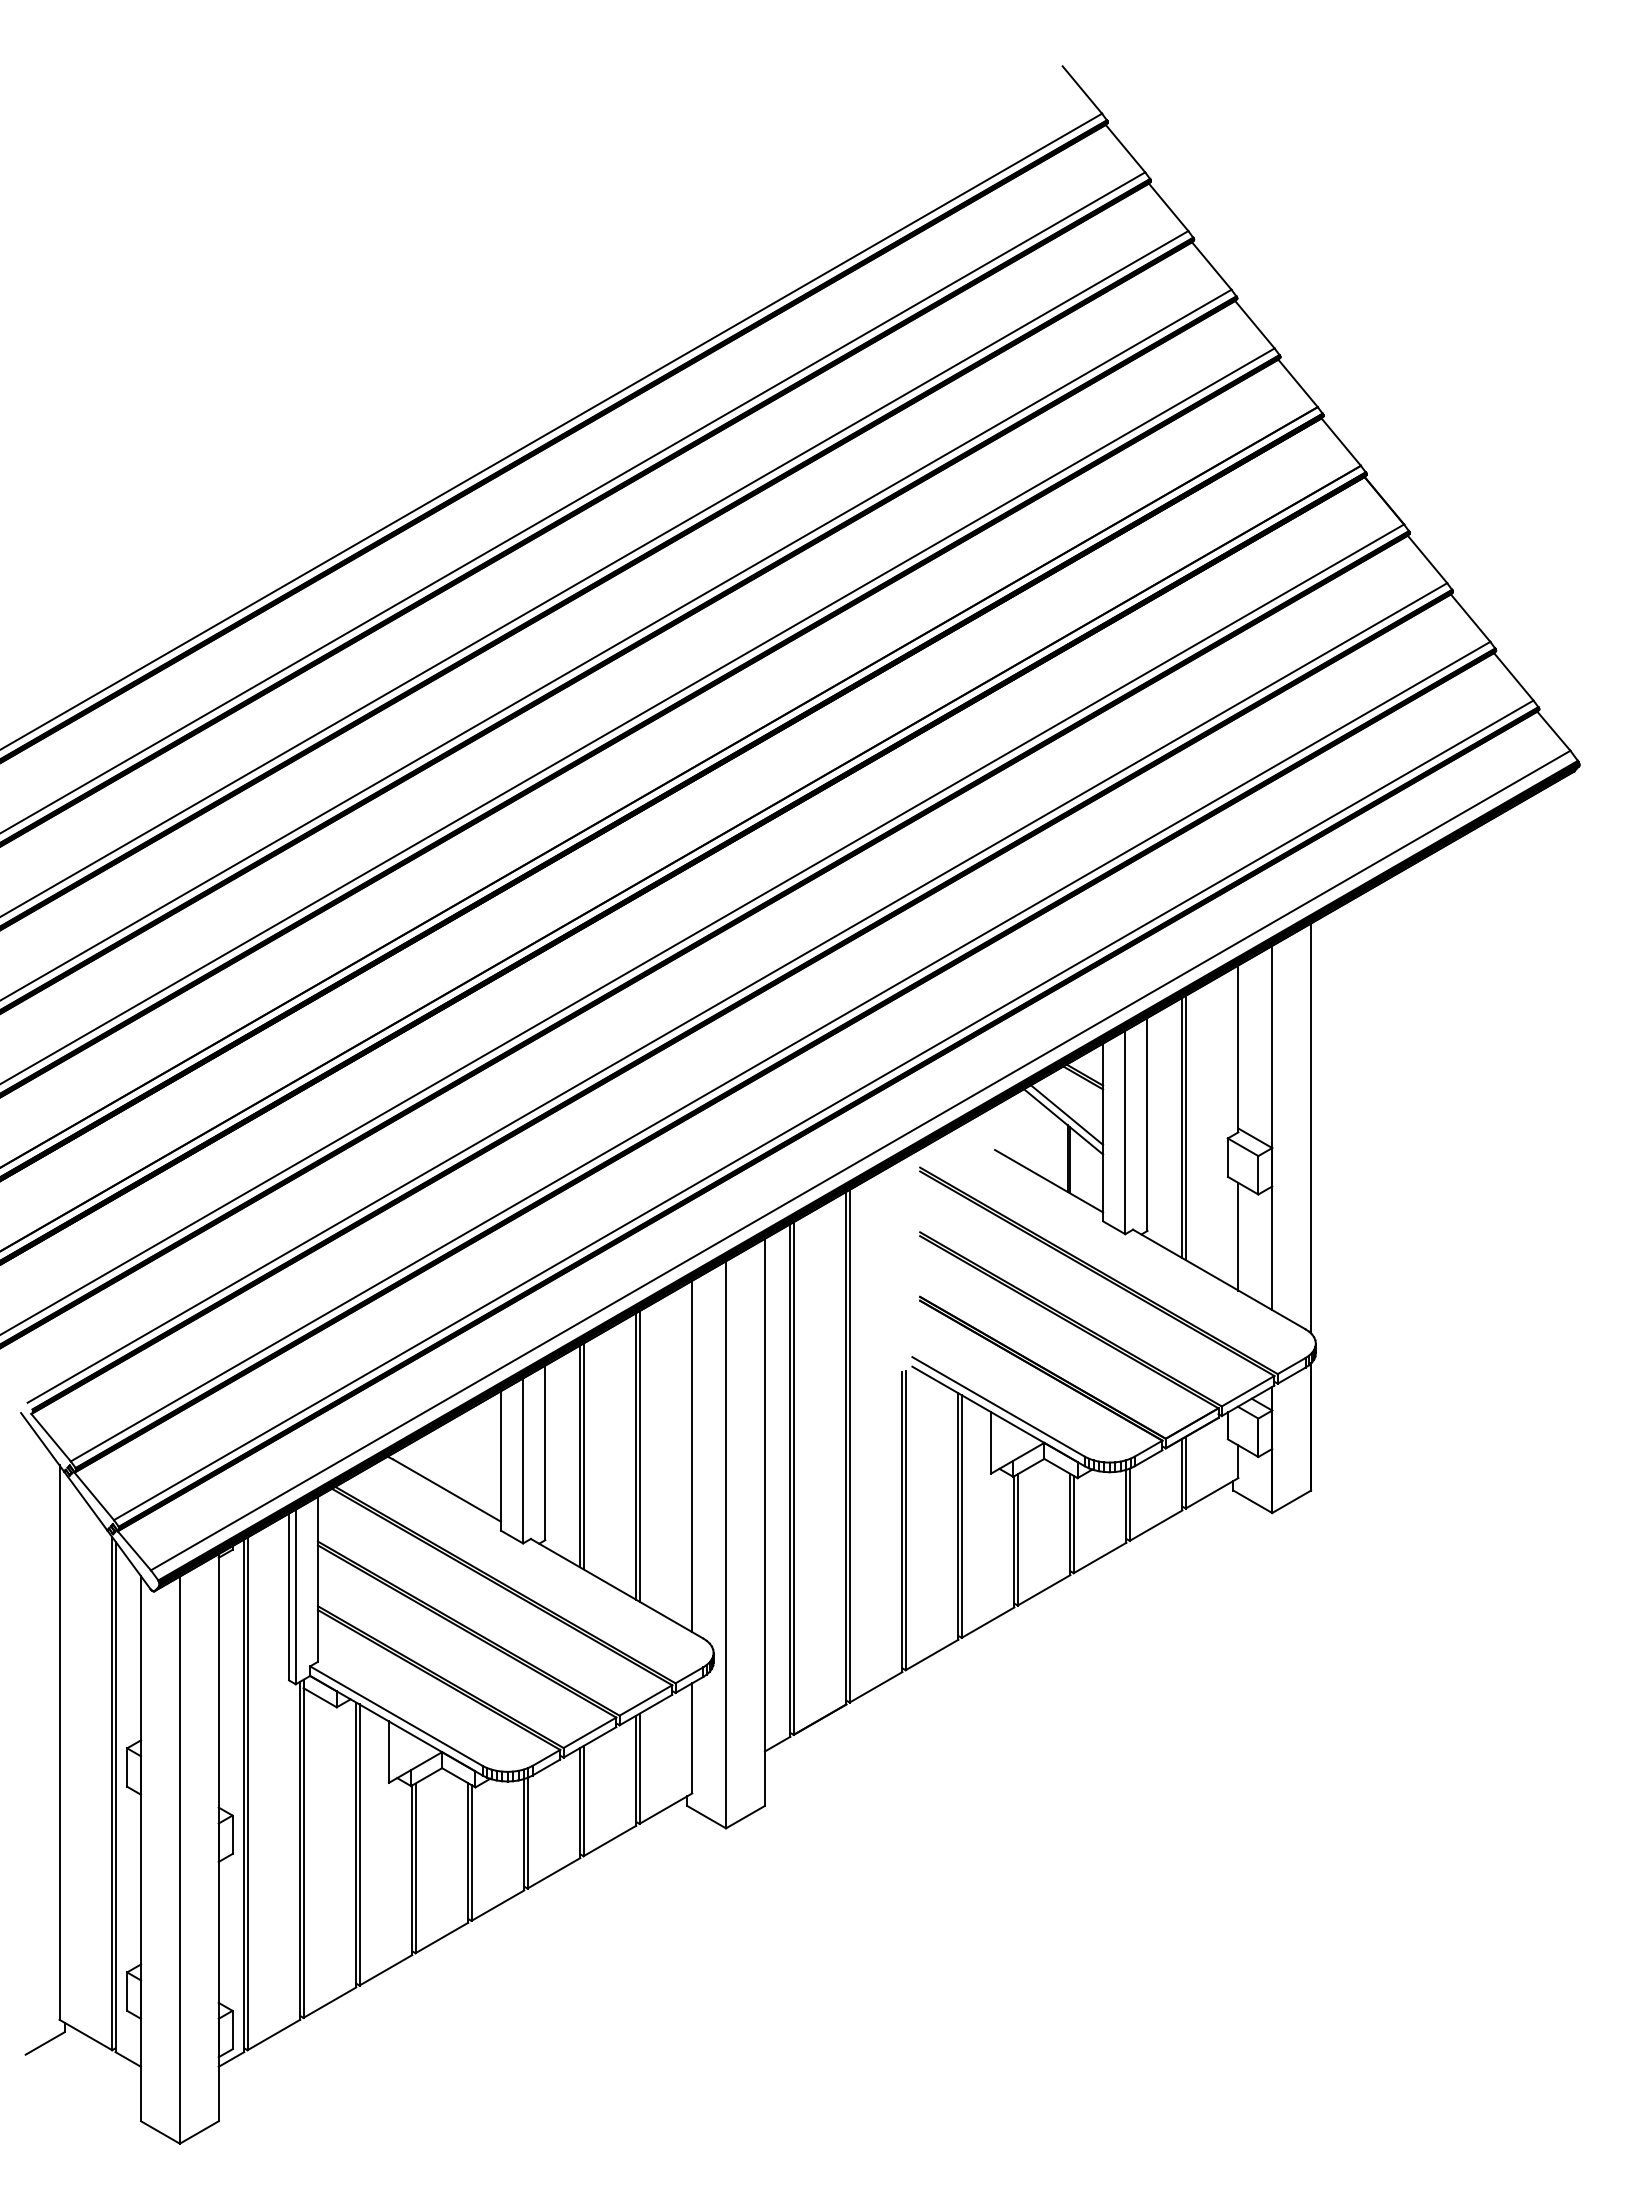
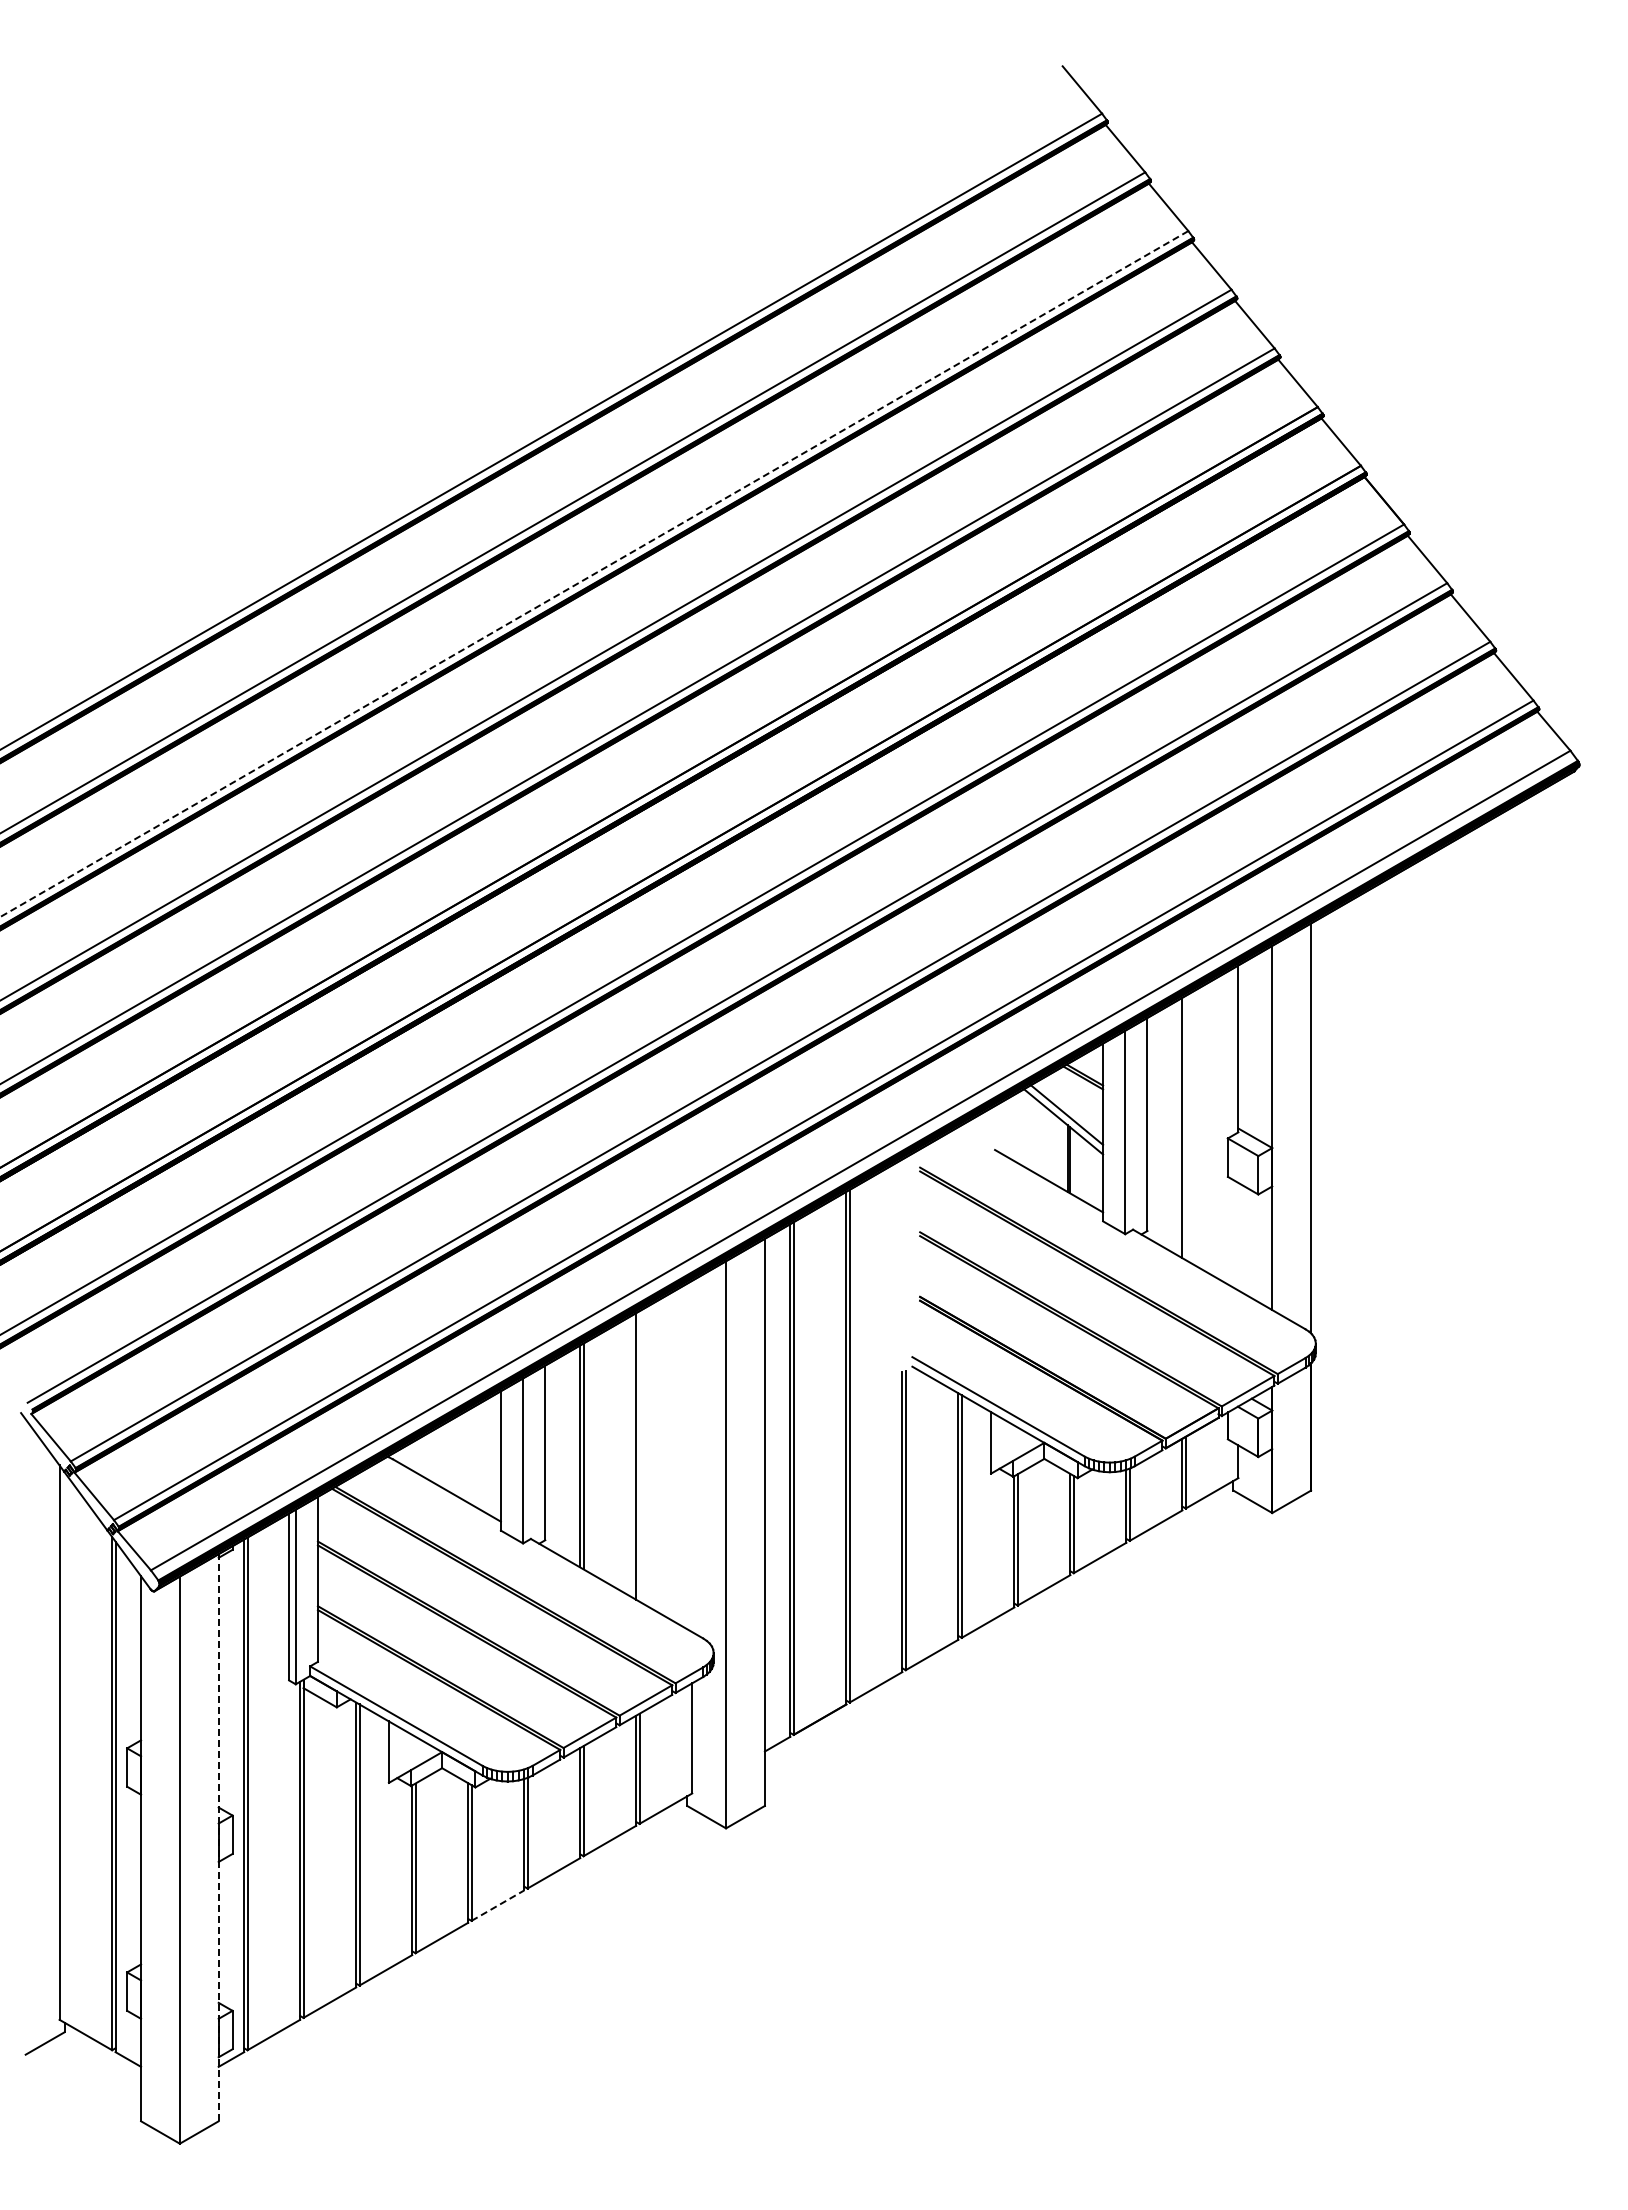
line: solid -> dashed (594, 573)
line: present -> none (1185, 1127)
line: present -> none (1238, 1236)
line: present -> none (639, 1456)
line: present -> none (692, 1456)
line: solid -> dashed (218, 1837)
line: solid -> dashed (498, 1905)
